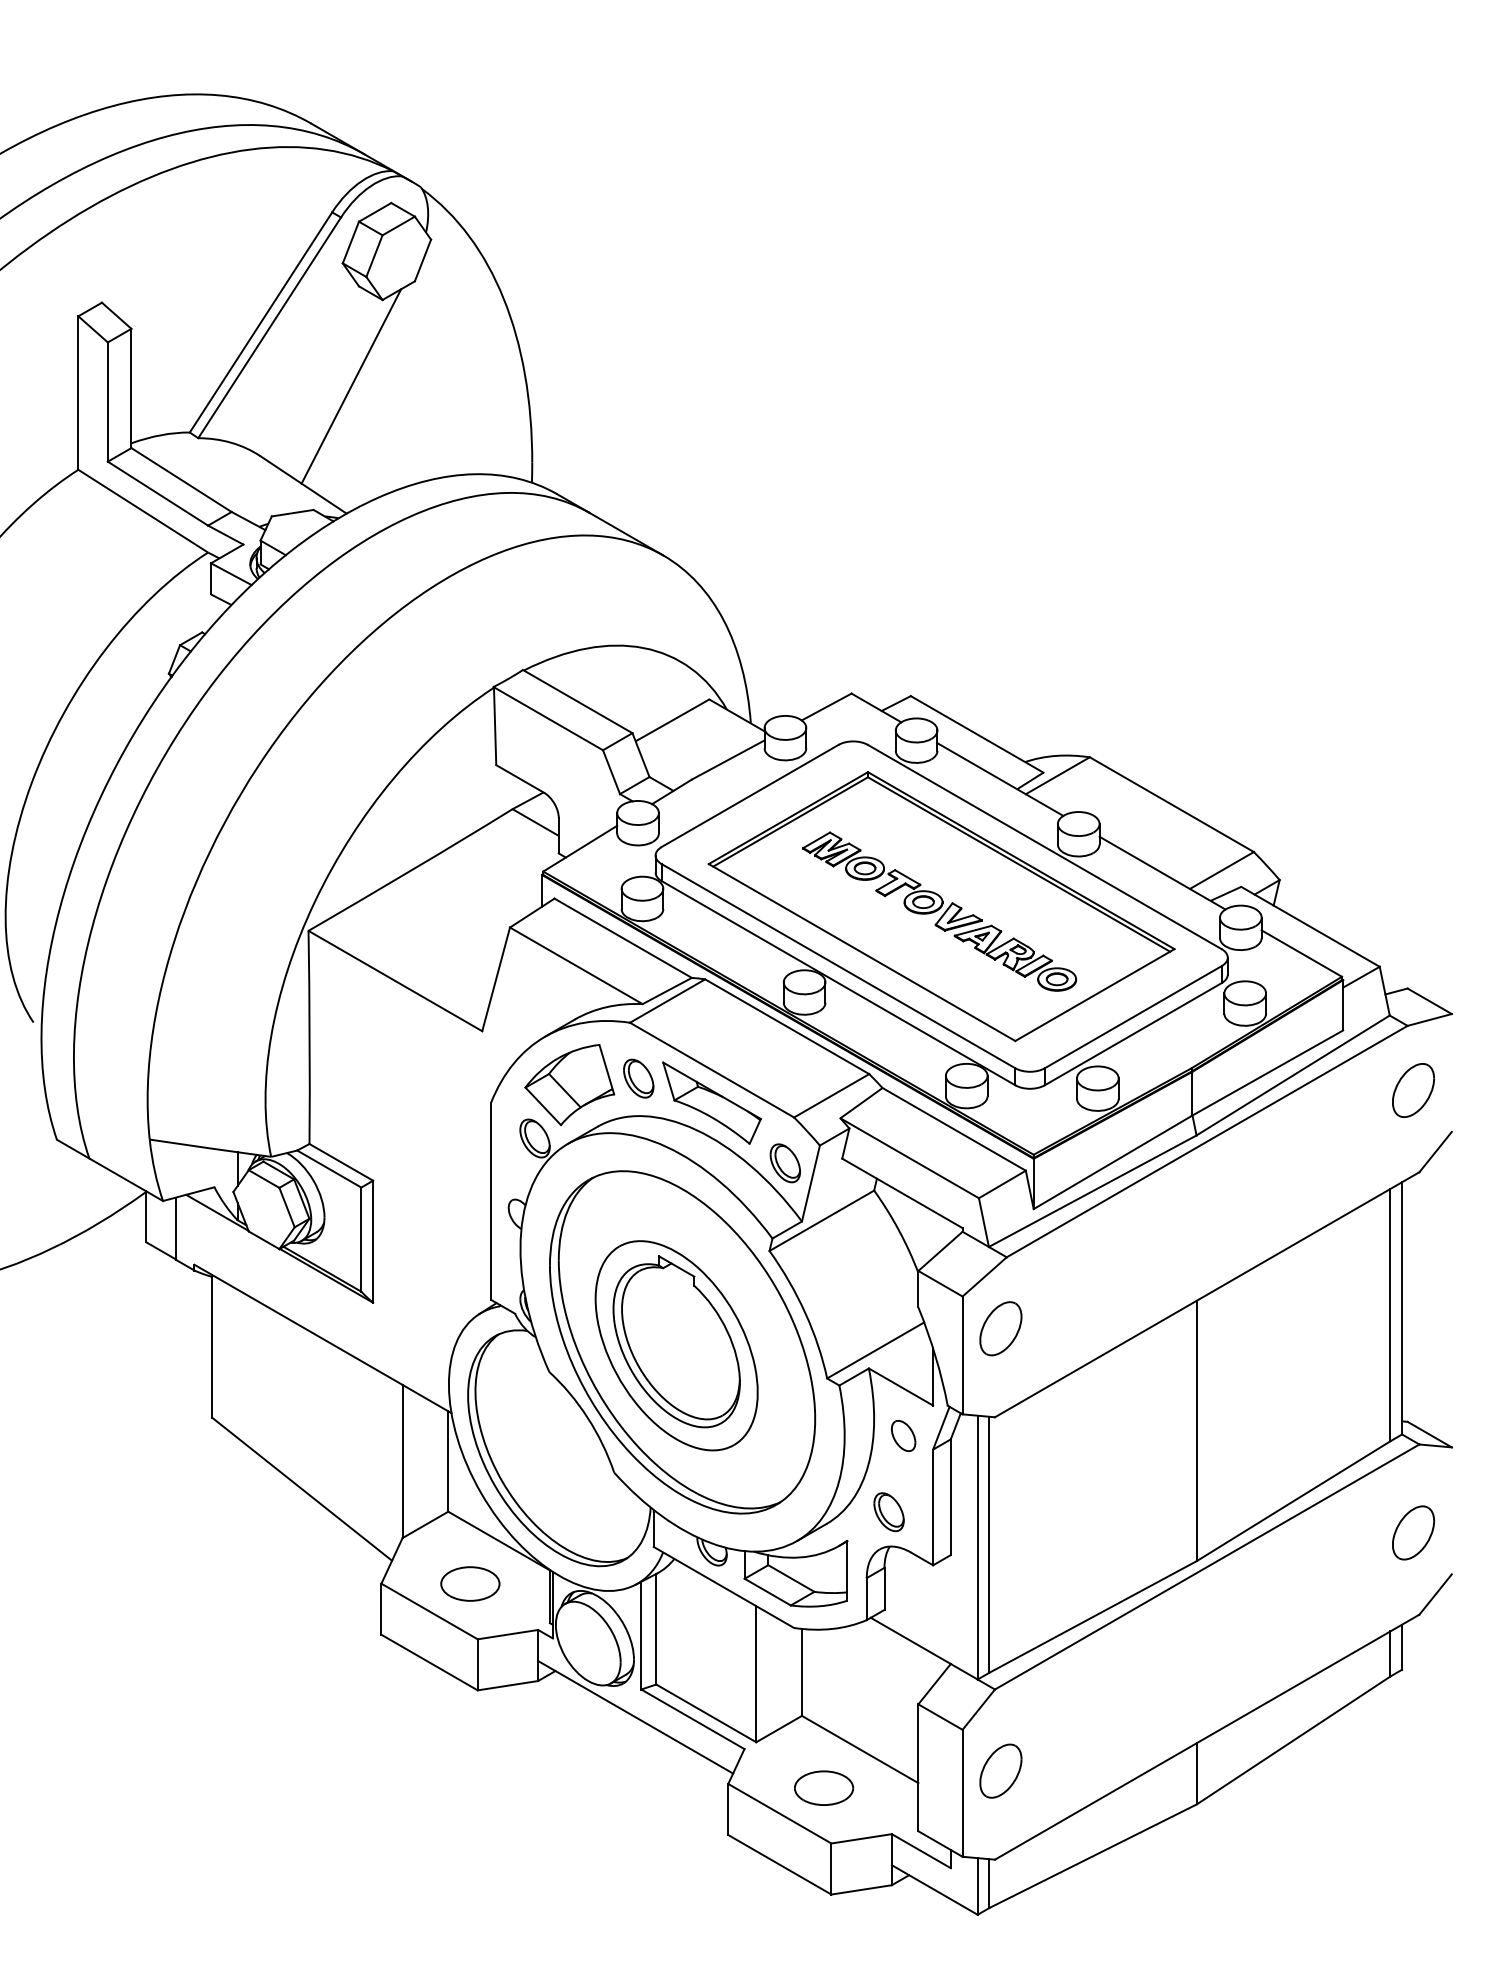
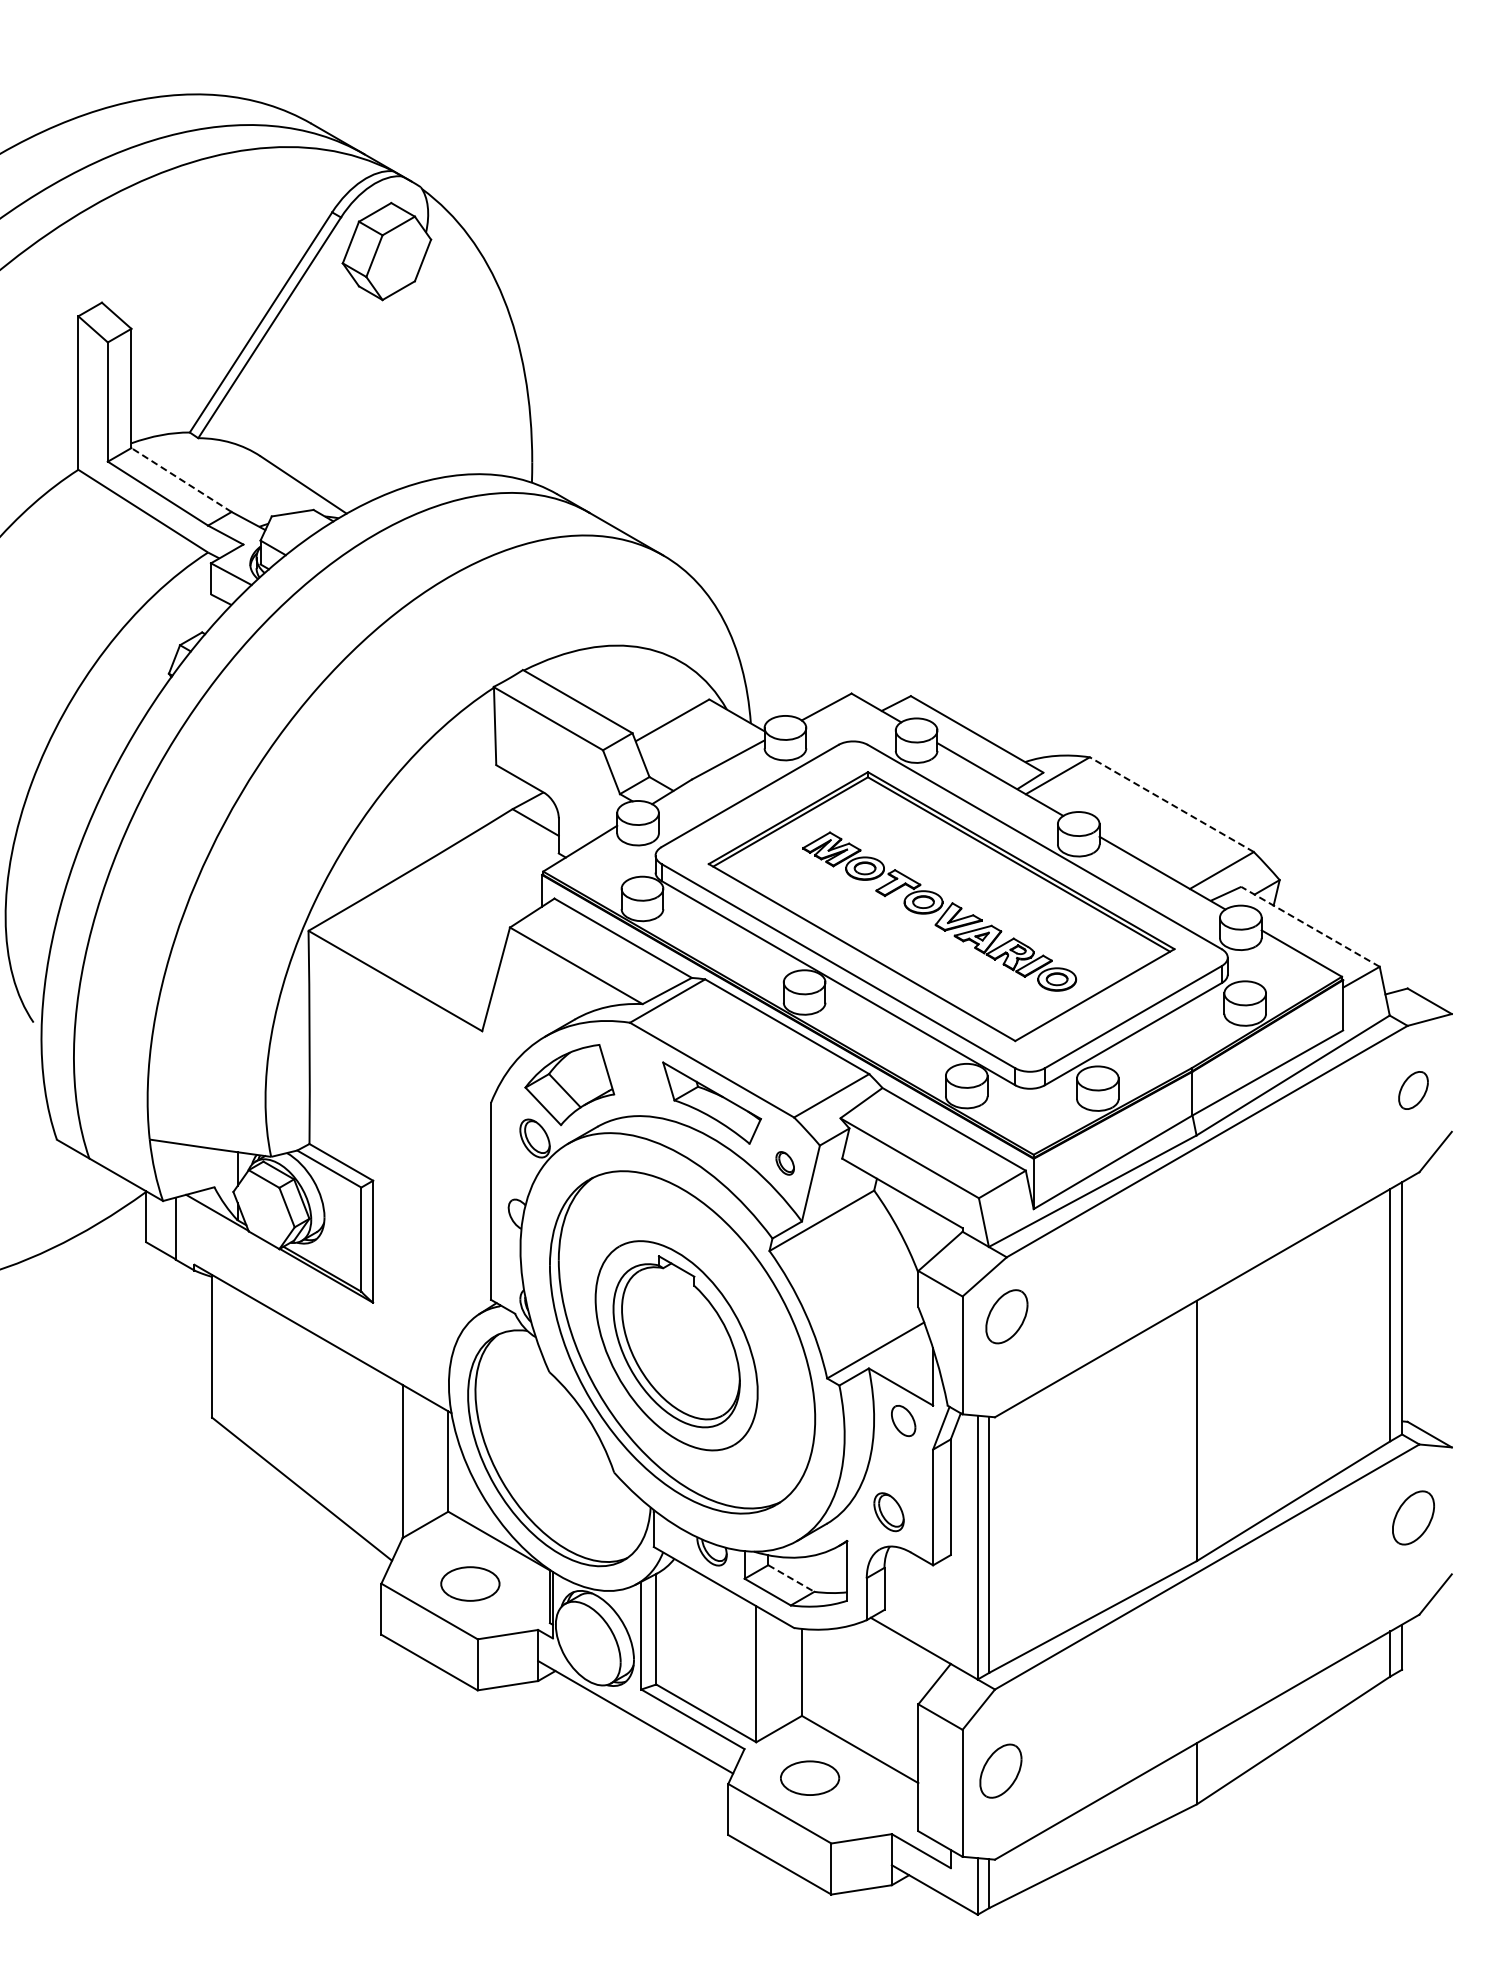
line: present -> none (351, 386)
line: solid -> dashed (181, 479)
line: solid -> dashed (1171, 804)
line: solid -> dashed (1310, 926)
part: present -> none (638, 1078)
part size: 43x55 px -> 31x39 px (1413, 1090)
part size: 32x41 px -> 20x25 px (784, 1163)
part position: (1000, 1328) -> (1006, 1316) (1006, 1316)
part position: (903, 1435) -> (903, 1420) (903, 1420)
part position: (1413, 1532) -> (1413, 1517) (1413, 1517)
line: solid -> dashed (791, 1578)
part position: (824, 1787) -> (810, 1777) (810, 1777)
